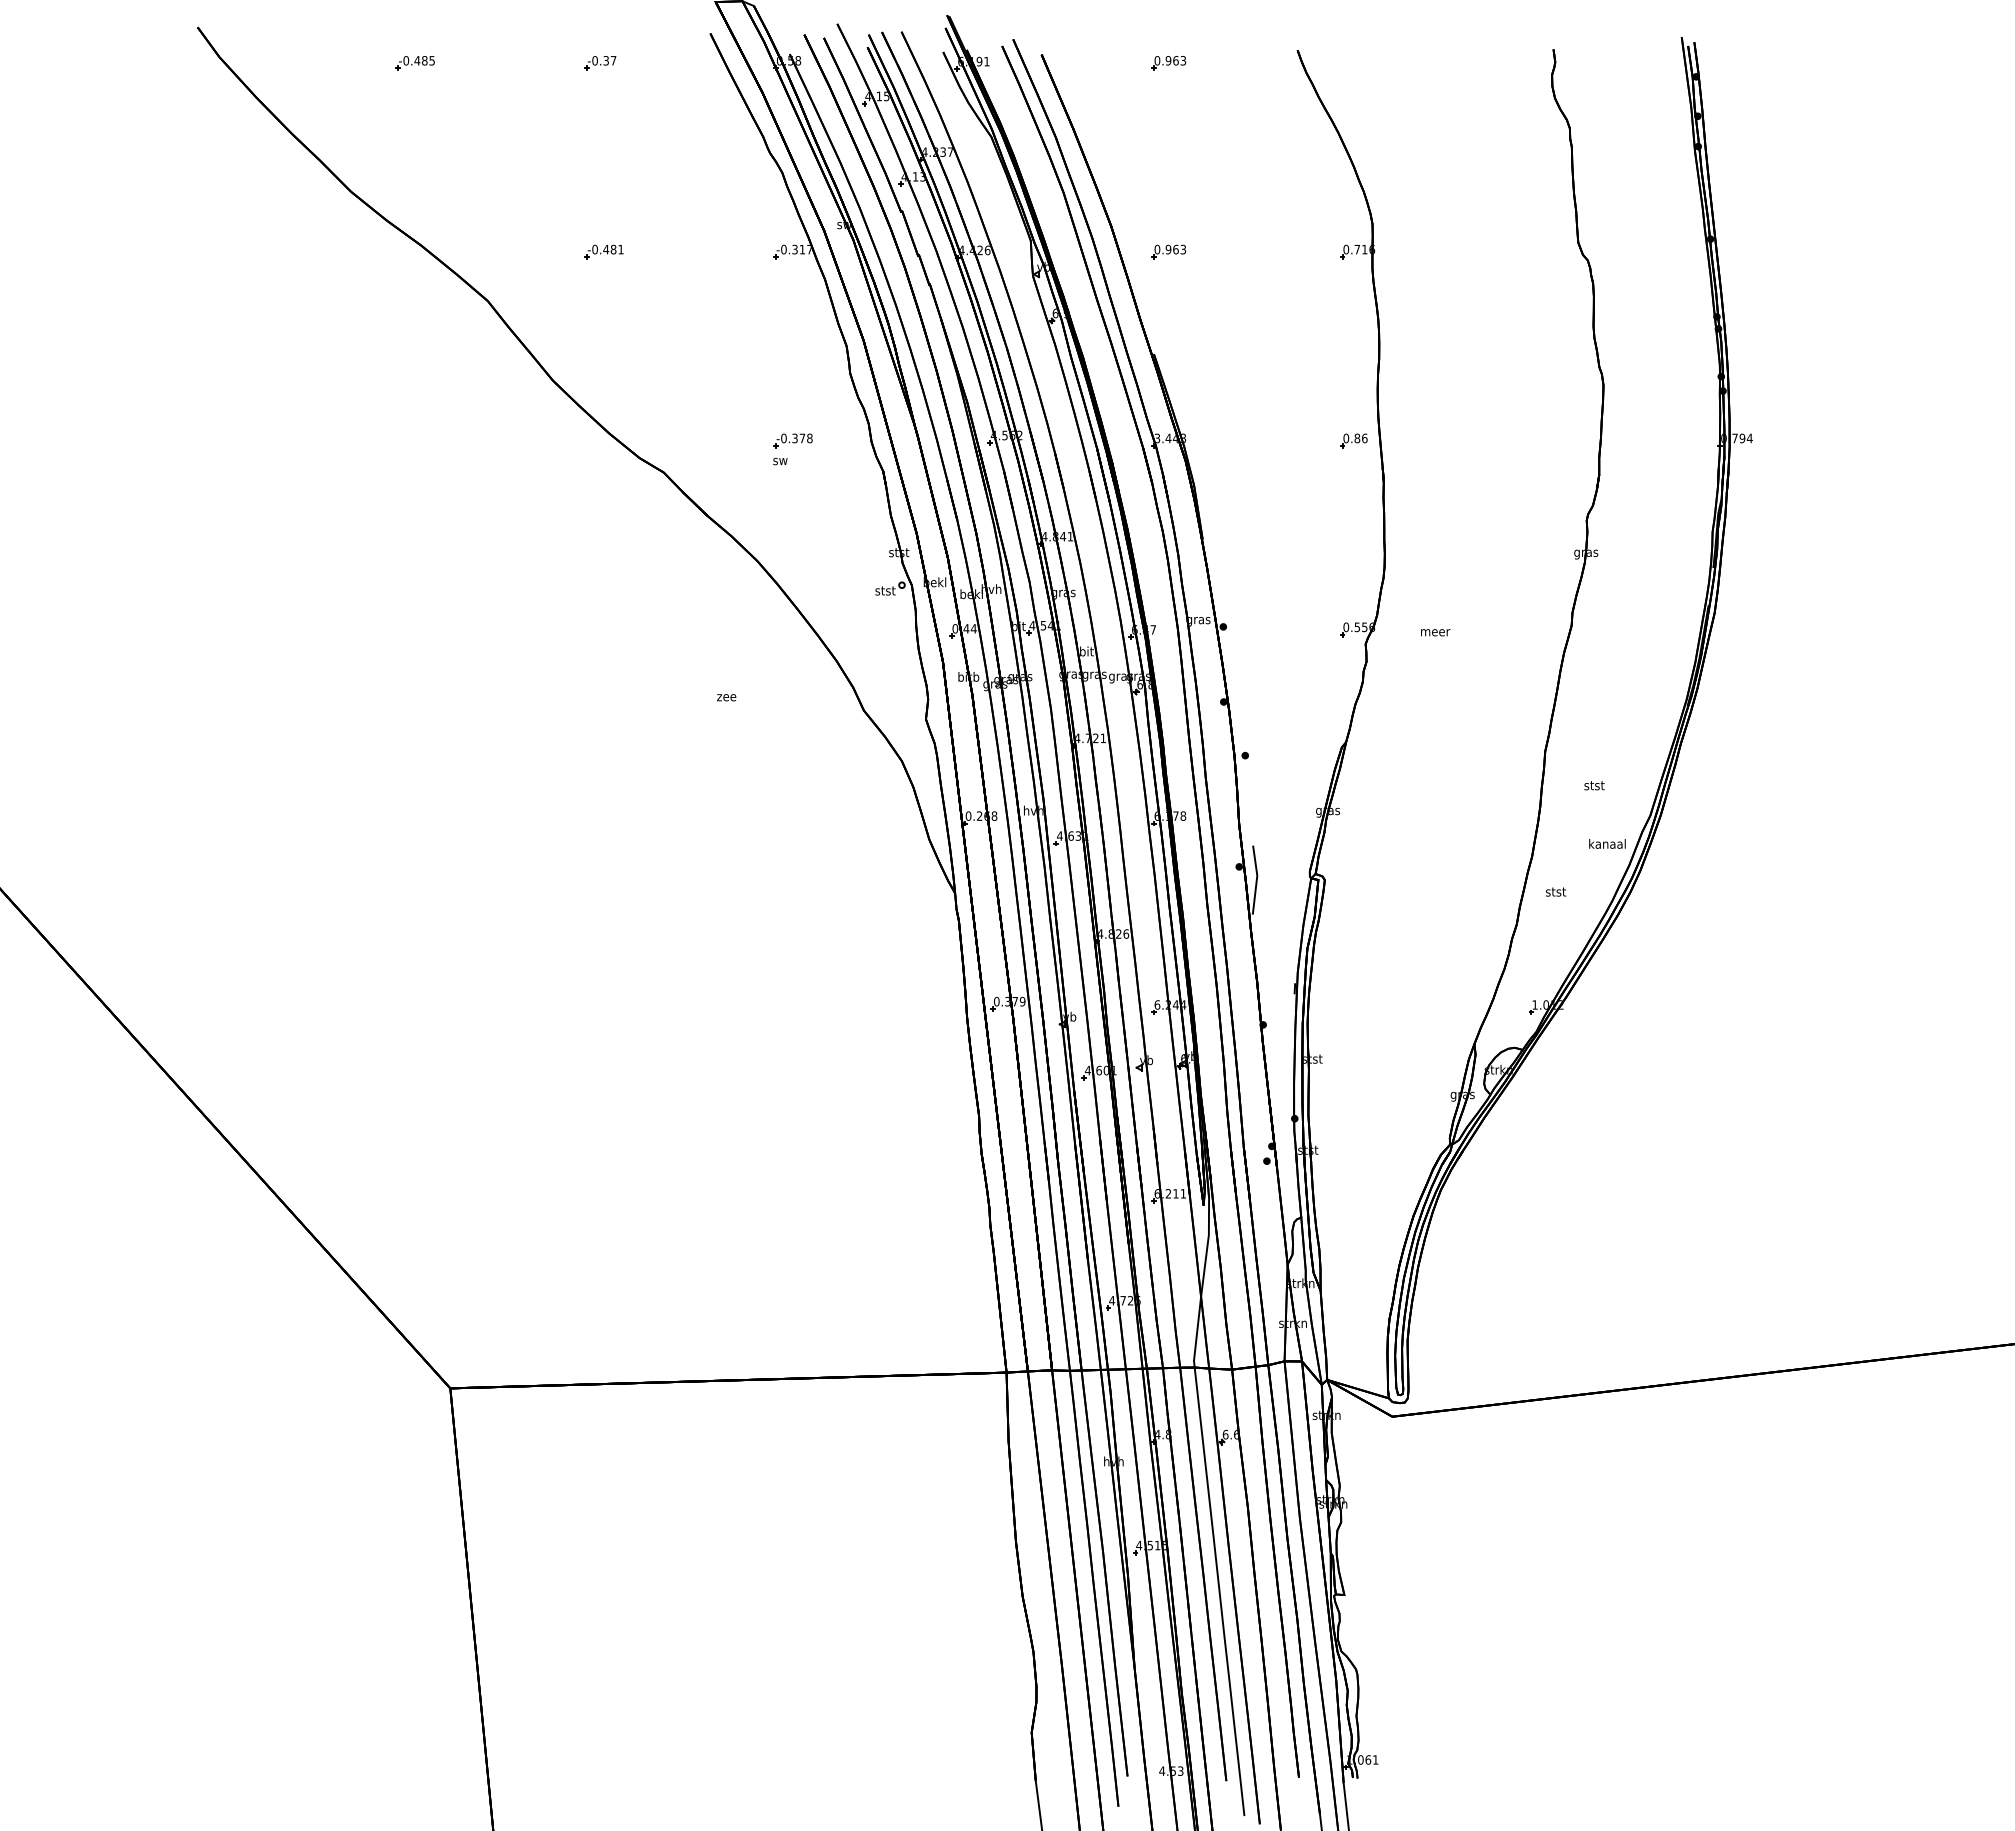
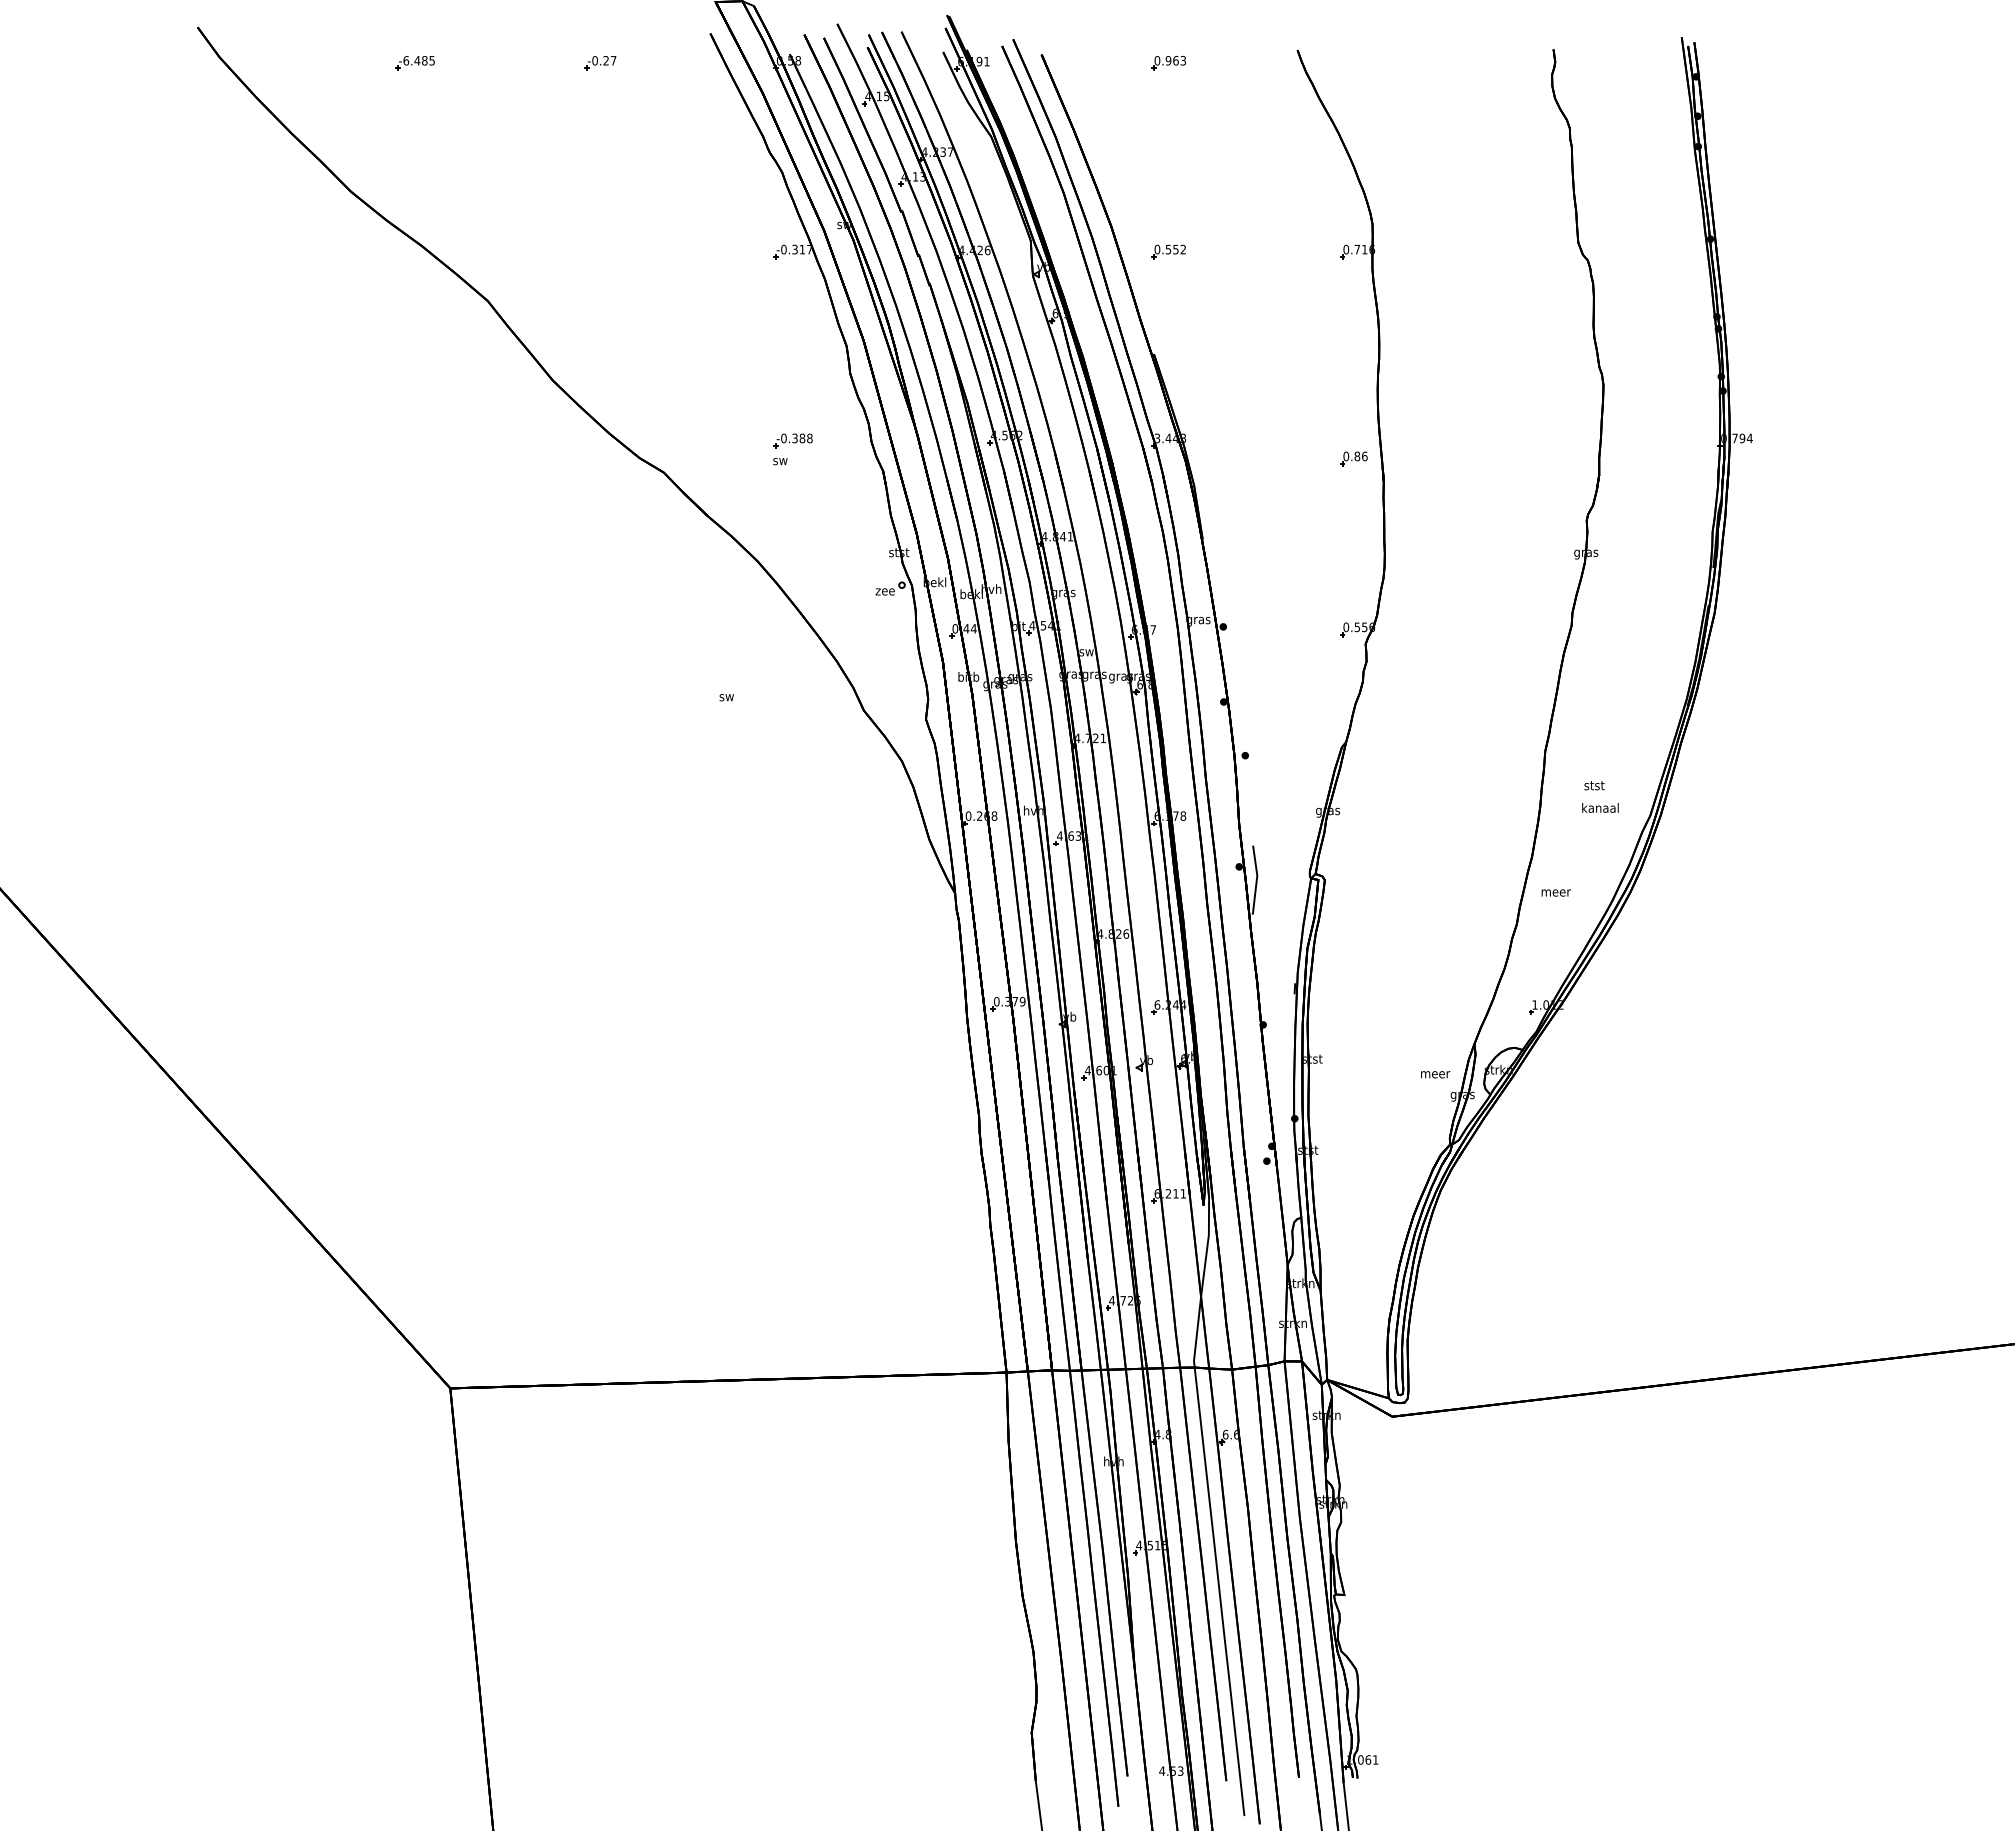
text: -0.485 -> -6.485 (406, 60)
text: -0.37 -> -0.27 (605, 60)
text: 0.963 -> 0.552 (1175, 249)
part: present -> none (603, 251)
text: -0.378 -> -0.388 (802, 438)
part position: (1353, 440) -> (1353, 458) (1353, 458)
text: stst -> zee (885, 590)
text position: (1435, 632) -> (1435, 1074) (1435, 1074)
text: bit -> sw (1086, 651)
text: zee -> sw (726, 697)
text position: (1607, 843) -> (1600, 807) (1600, 807)
text: stst -> meer (1555, 891)
